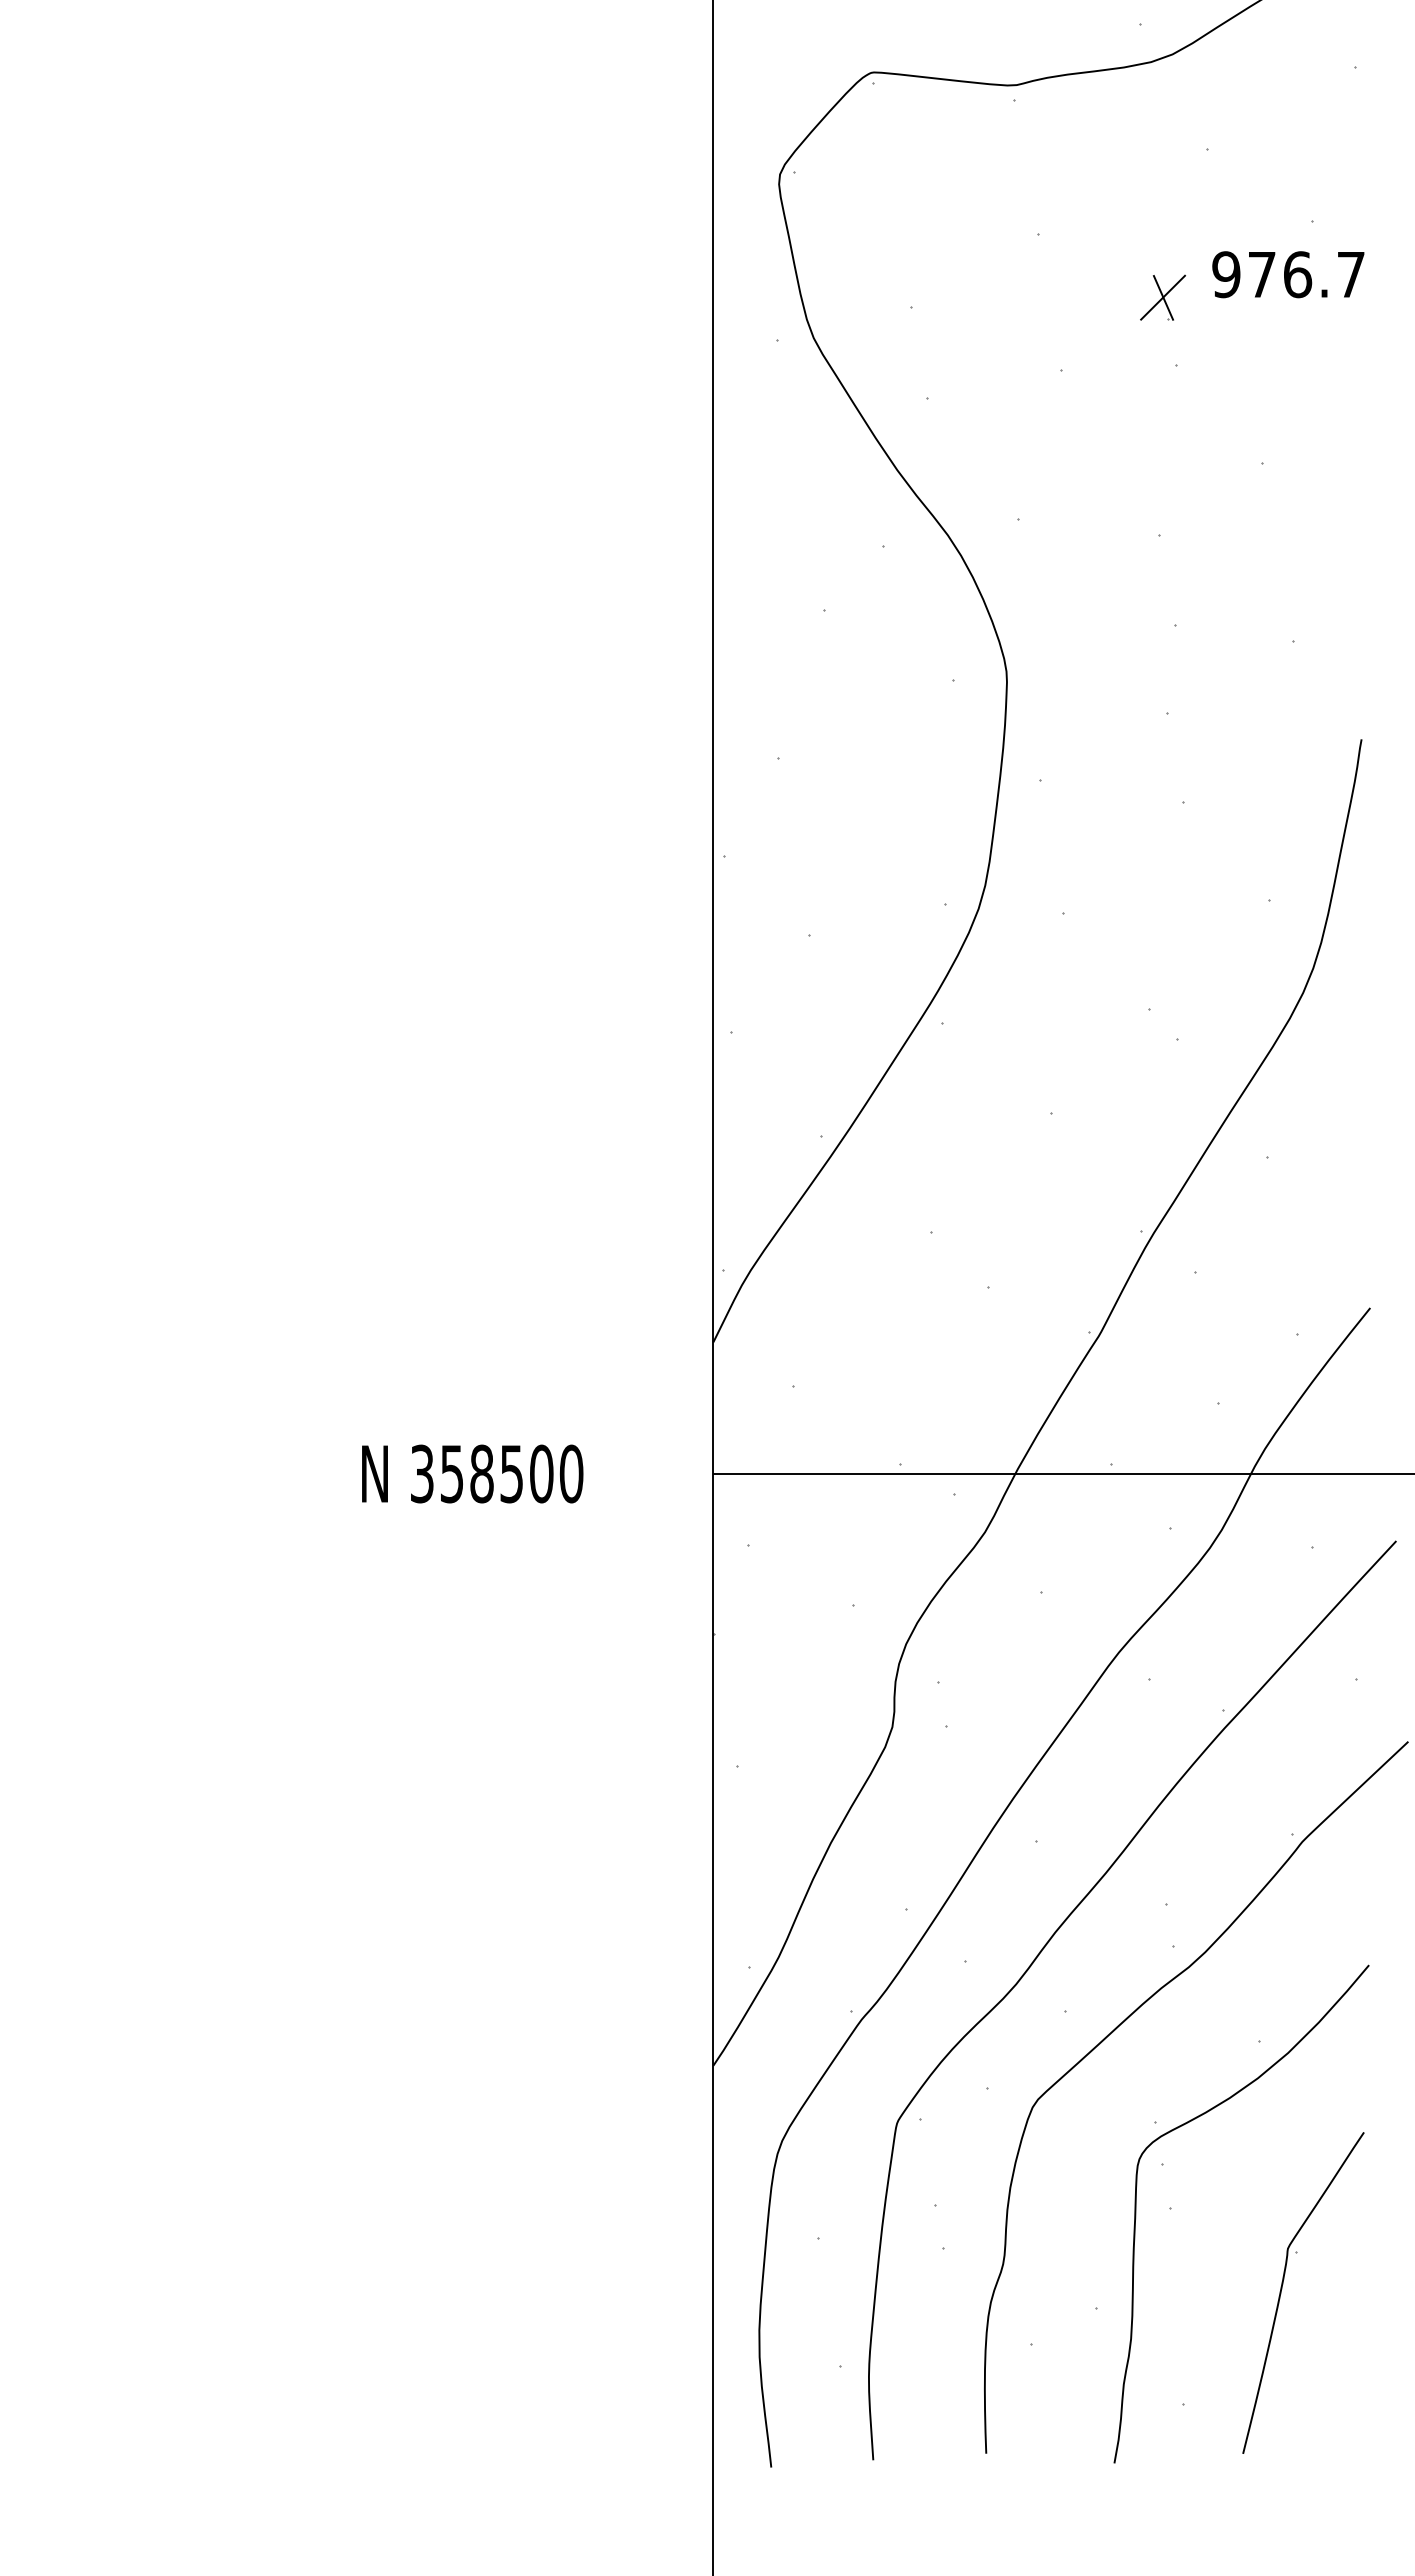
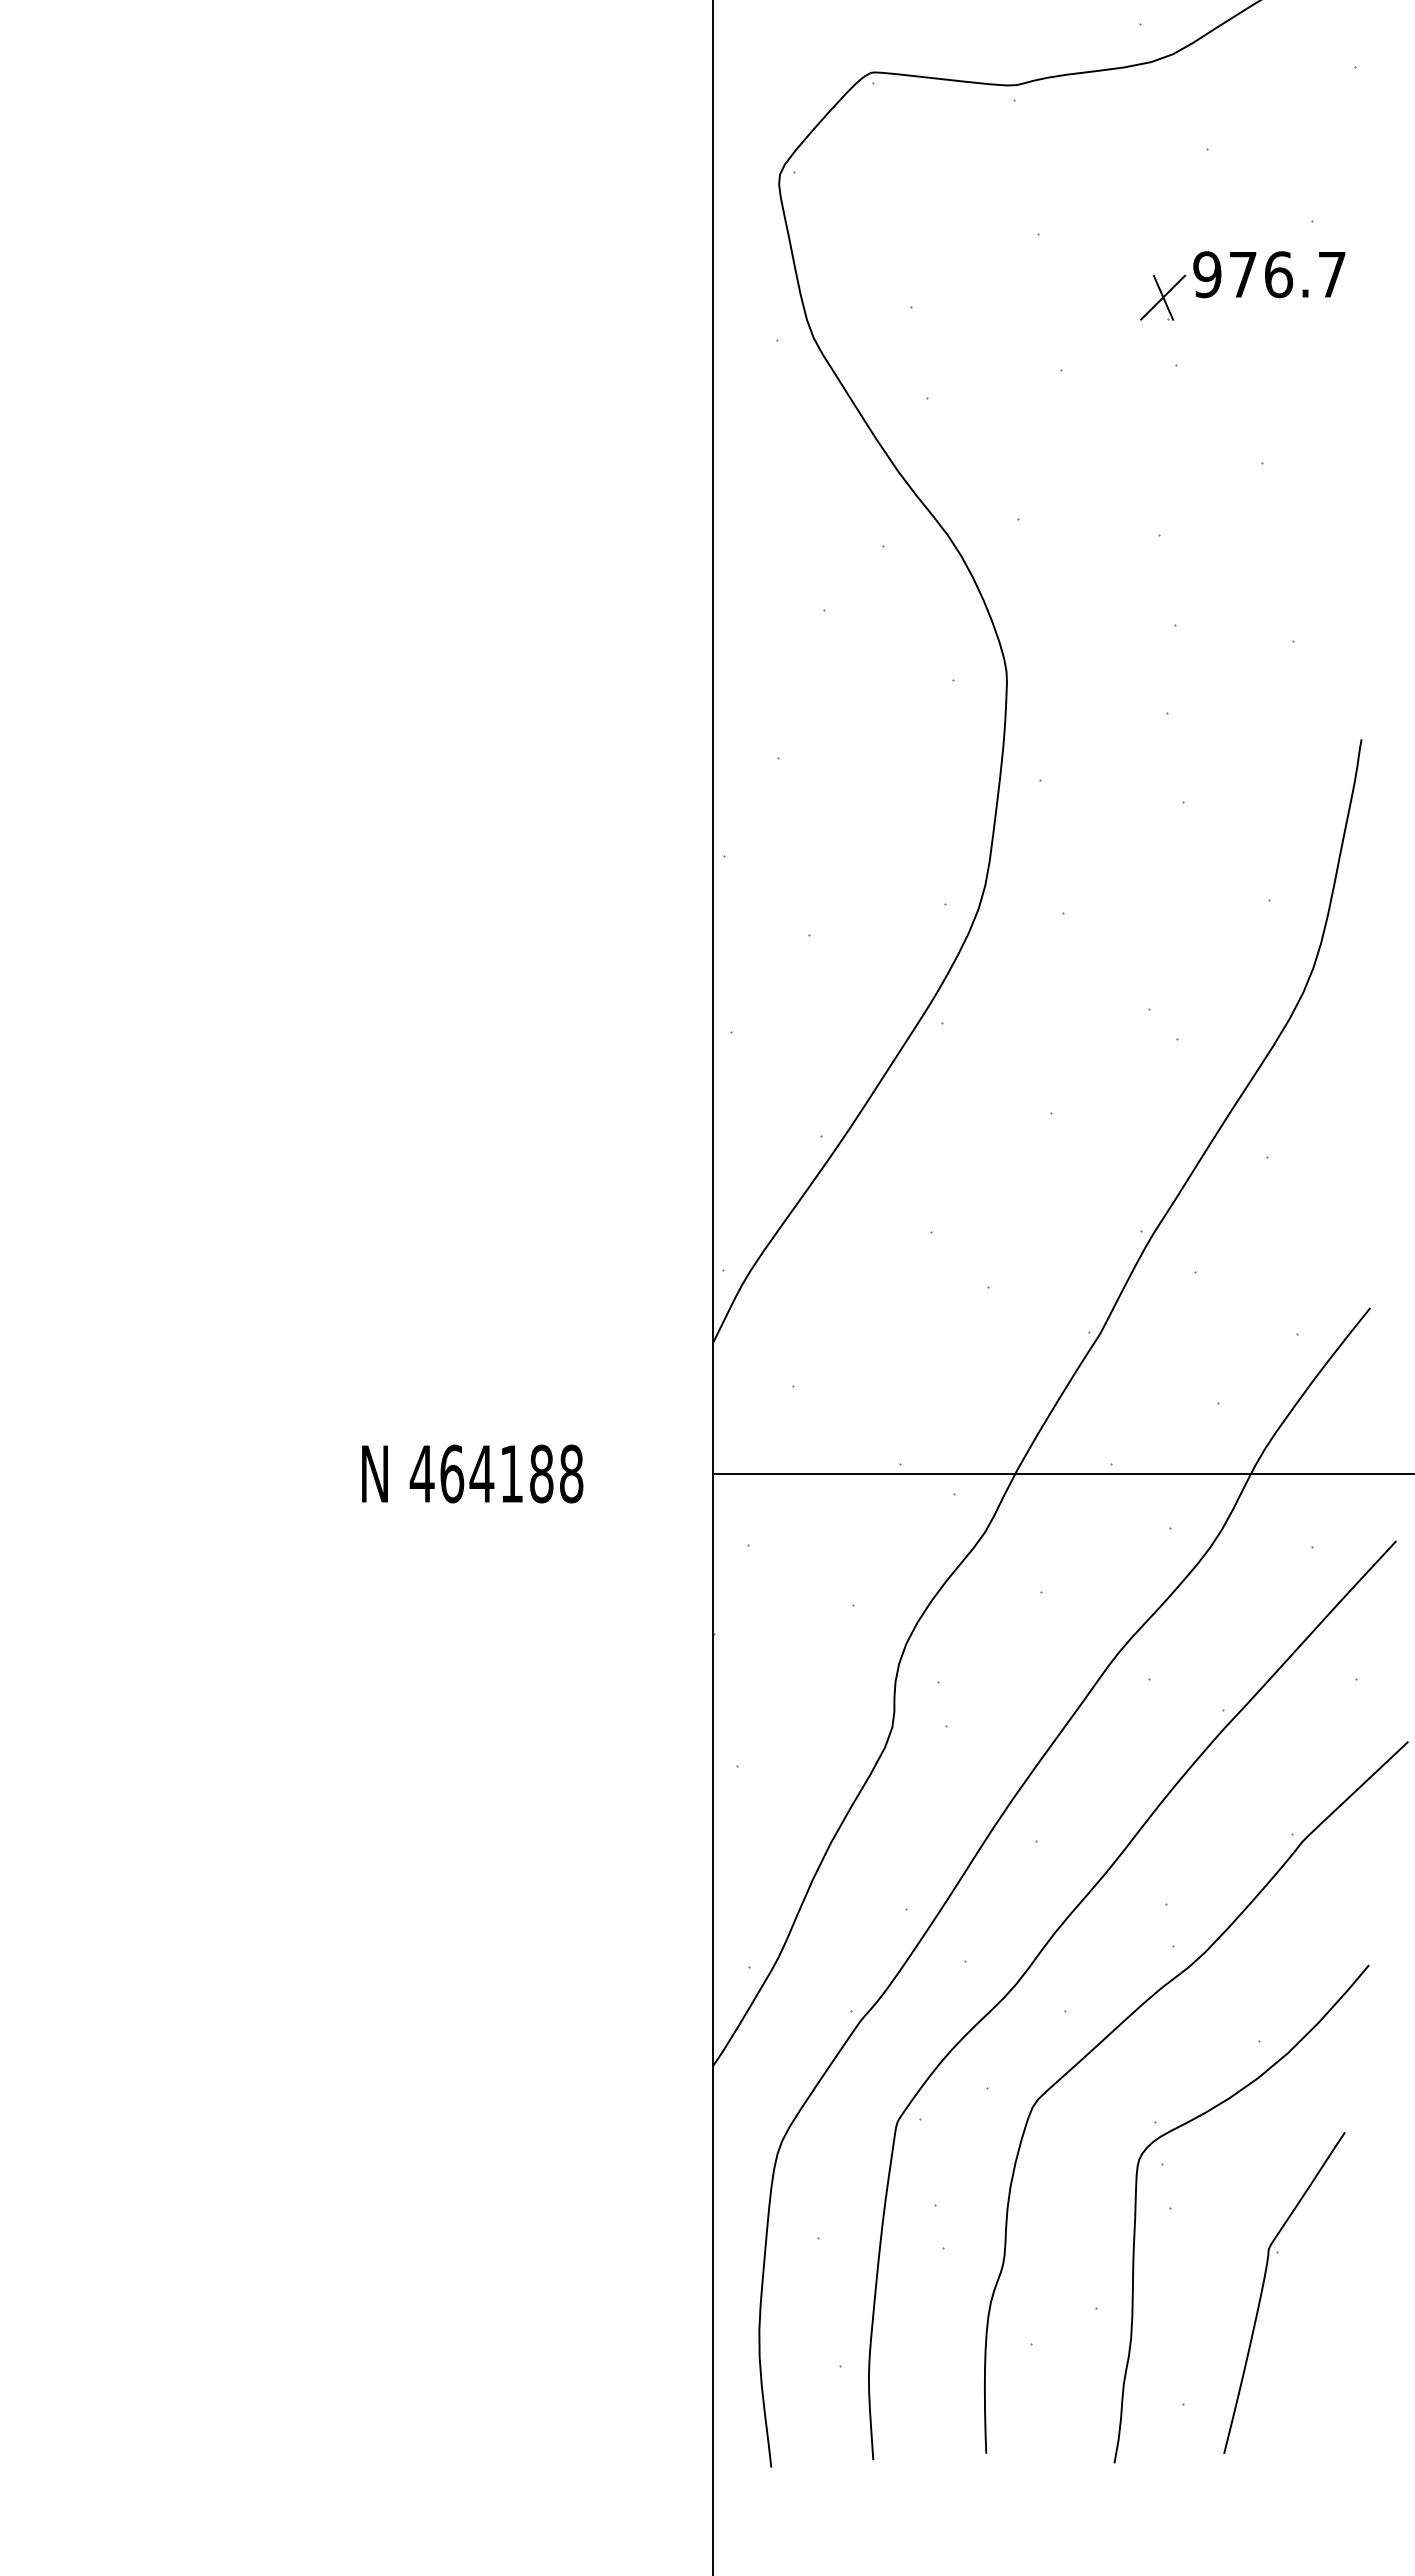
text position: (1288, 274) -> (1269, 274) (1269, 274)
text: 358500 -> 464188 (496, 1473)
part position: (1282, 2289) -> (1263, 2289) (1263, 2289)
